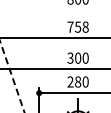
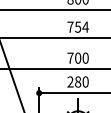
line: none -> present (54, 10)
text: 758 -> 754 (85, 26)
text: 300 -> 700 (70, 57)
line: dashed -> solid (12, 76)
